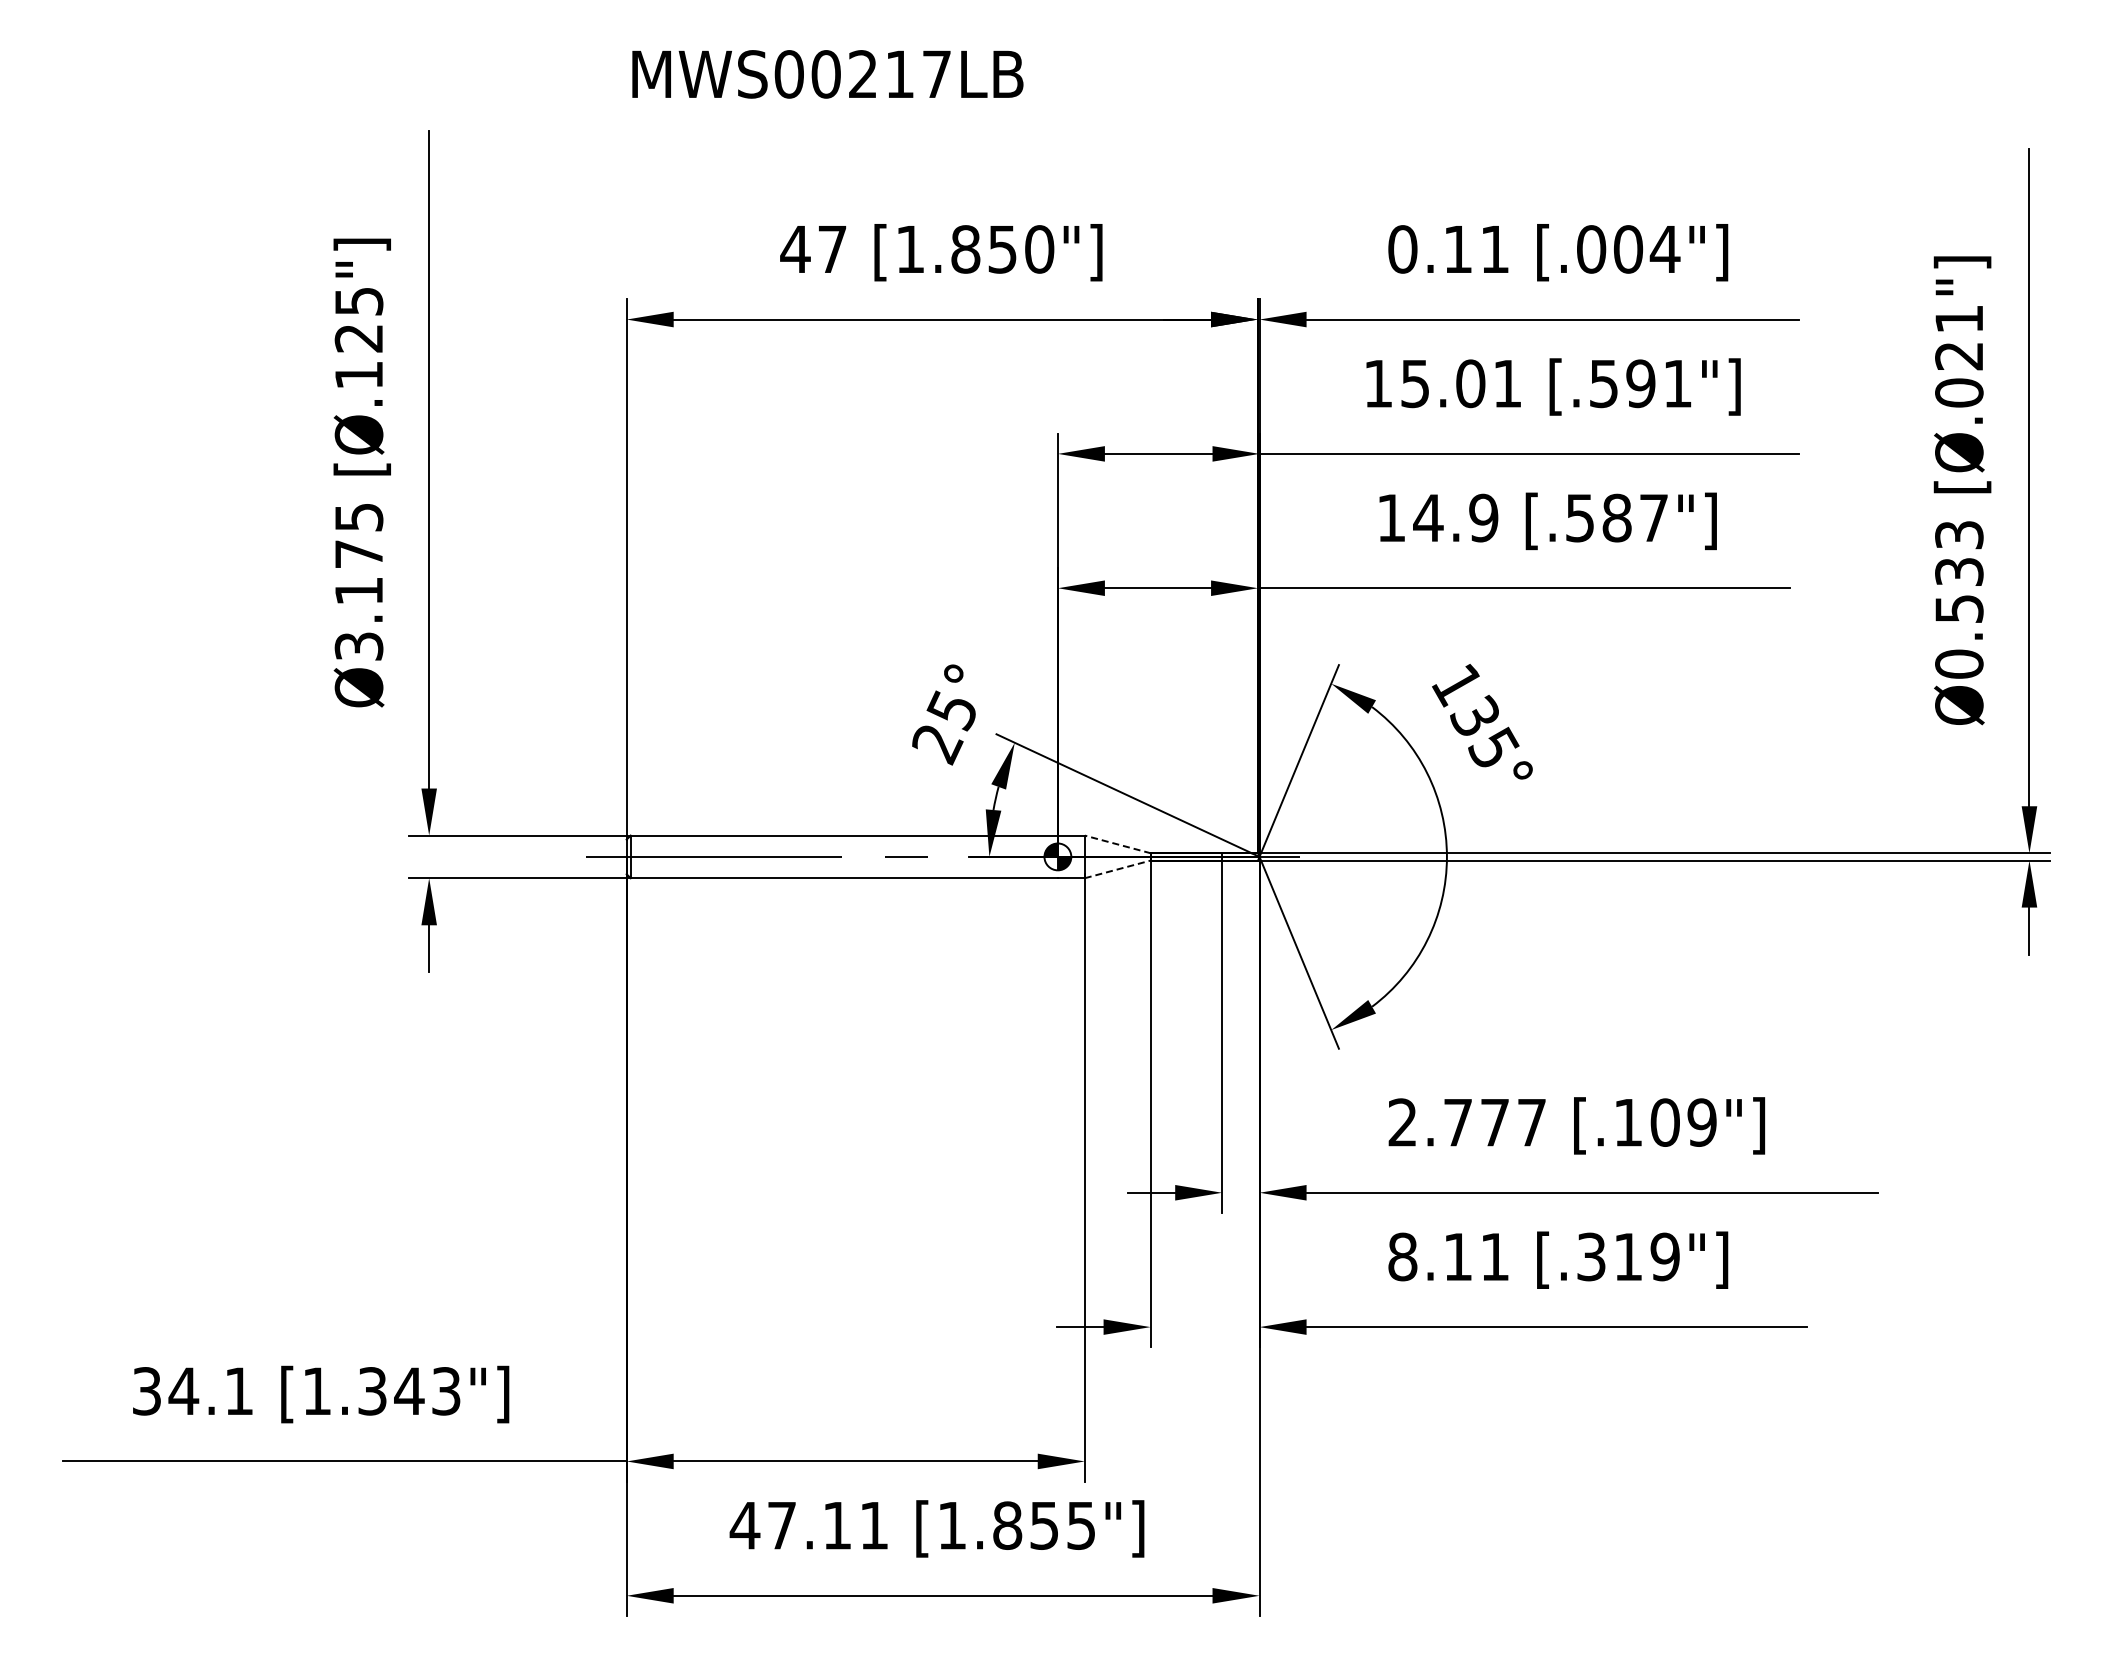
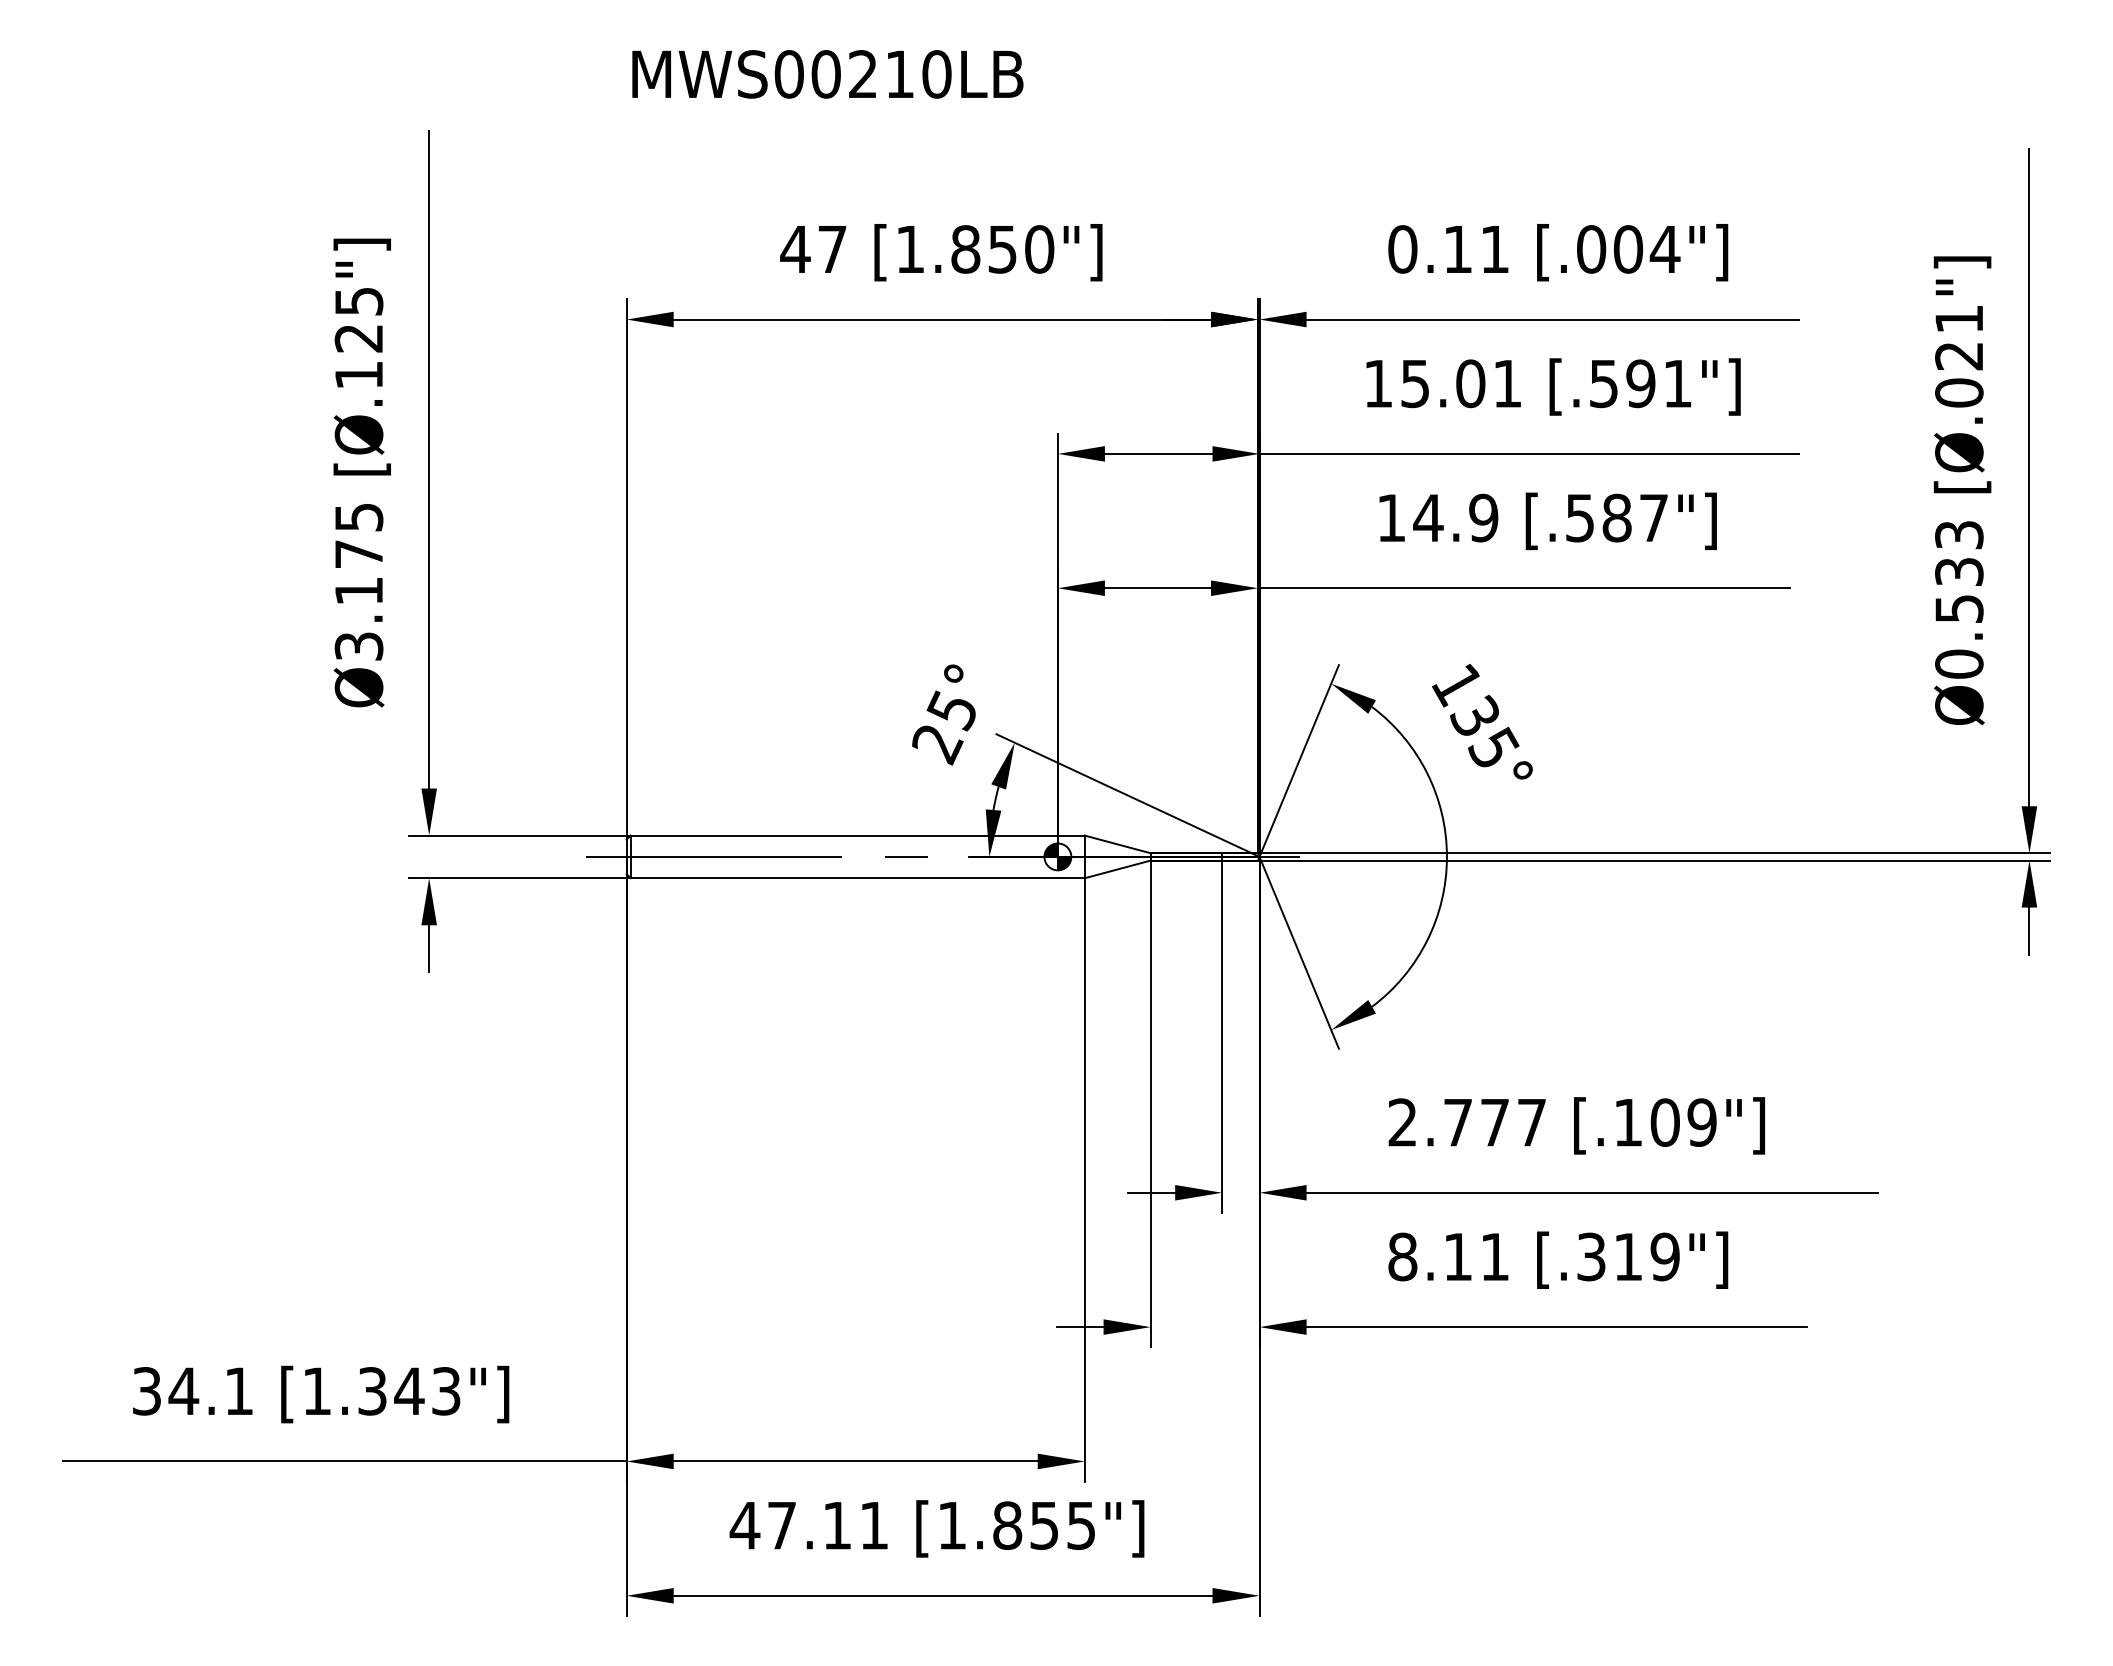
text: MWS00217LB -> MWS00210LB (936, 74)
line: dashed -> solid (1117, 844)
line: dashed -> solid (1118, 869)
